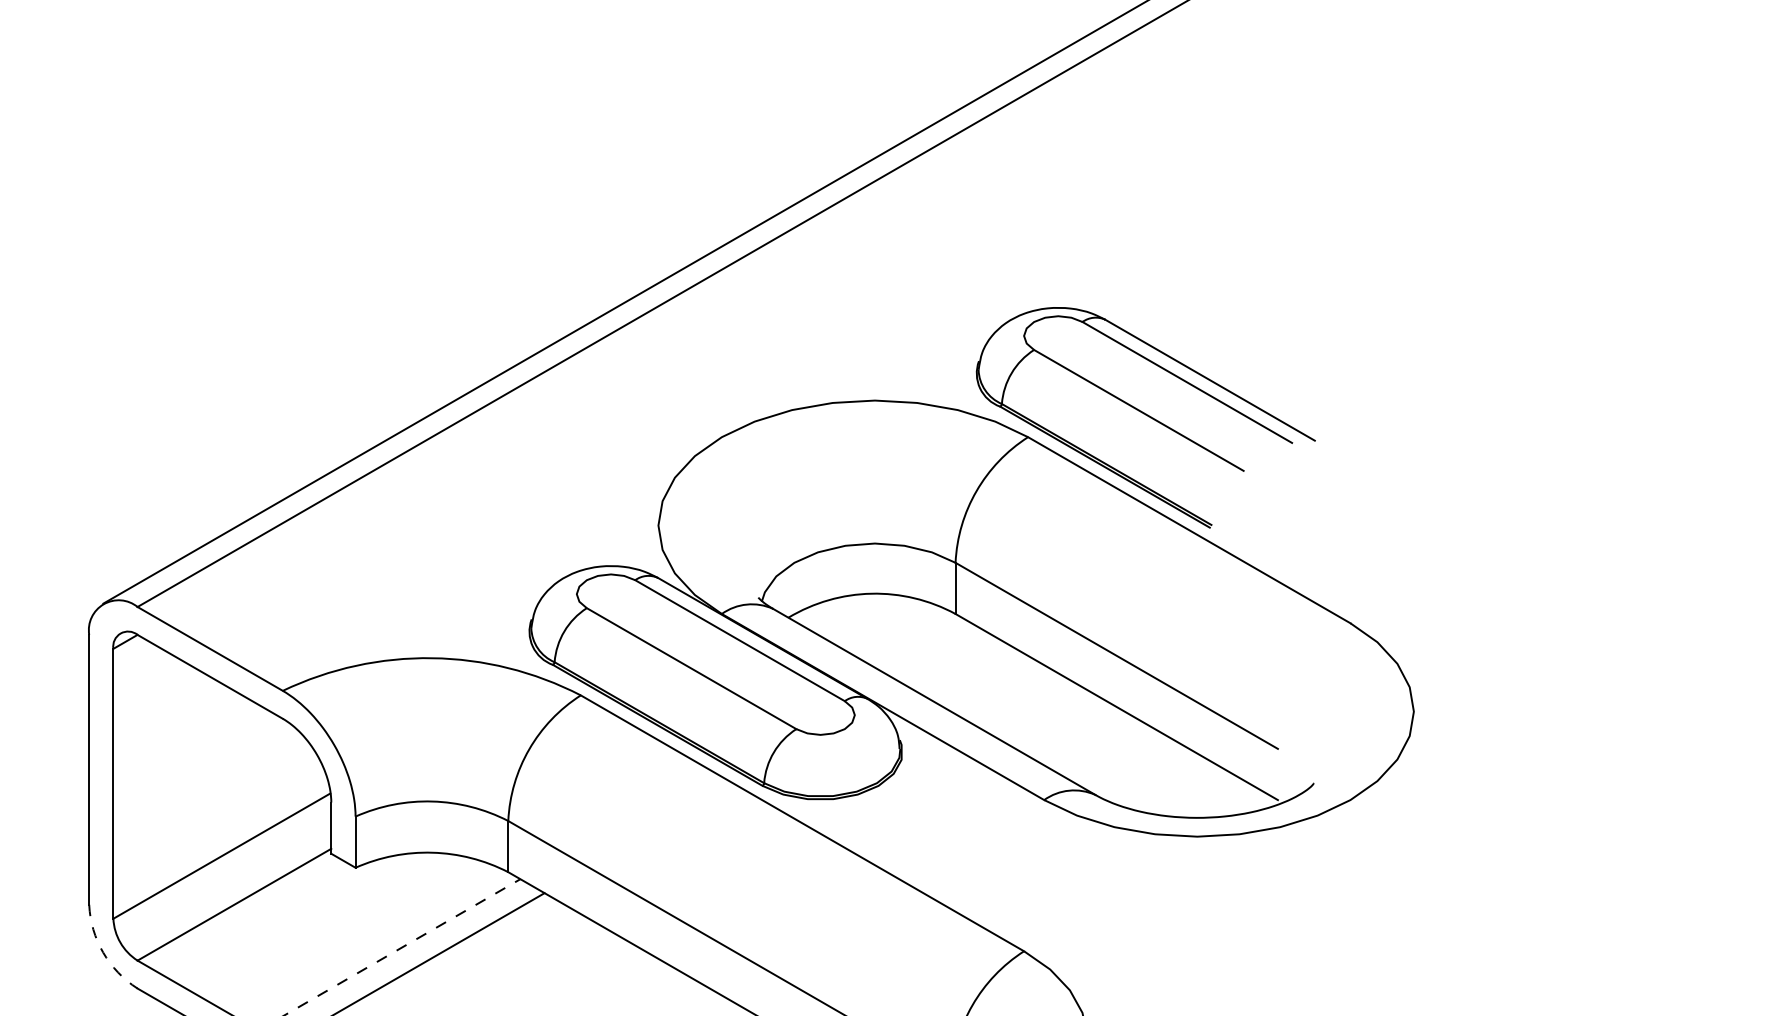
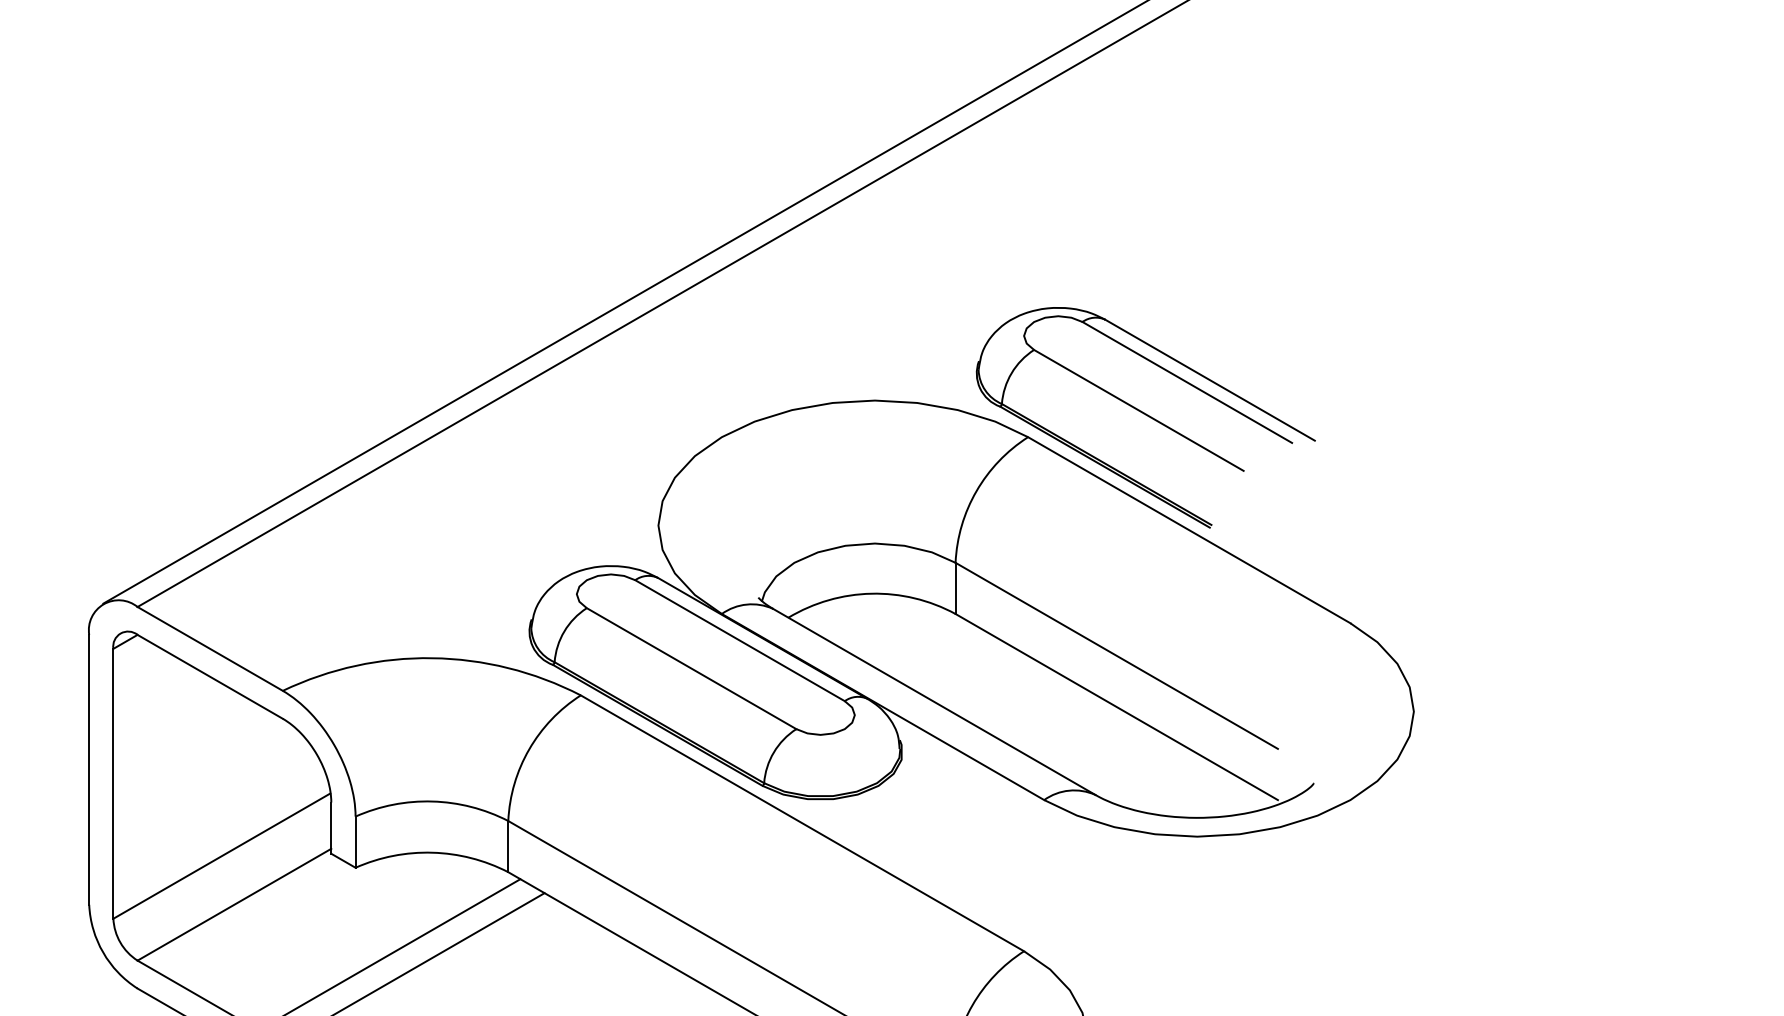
line: dashed -> solid (401, 947)
arc: dashed -> solid (103, 952)
